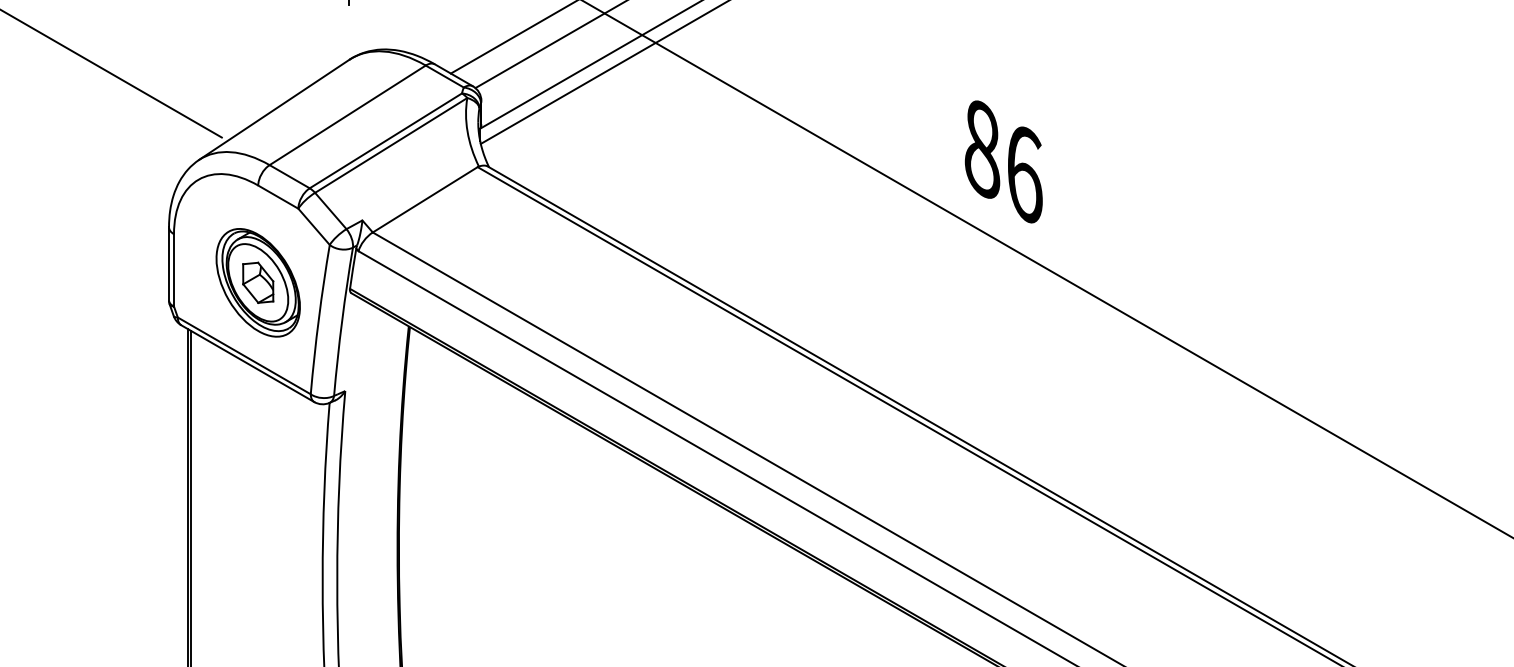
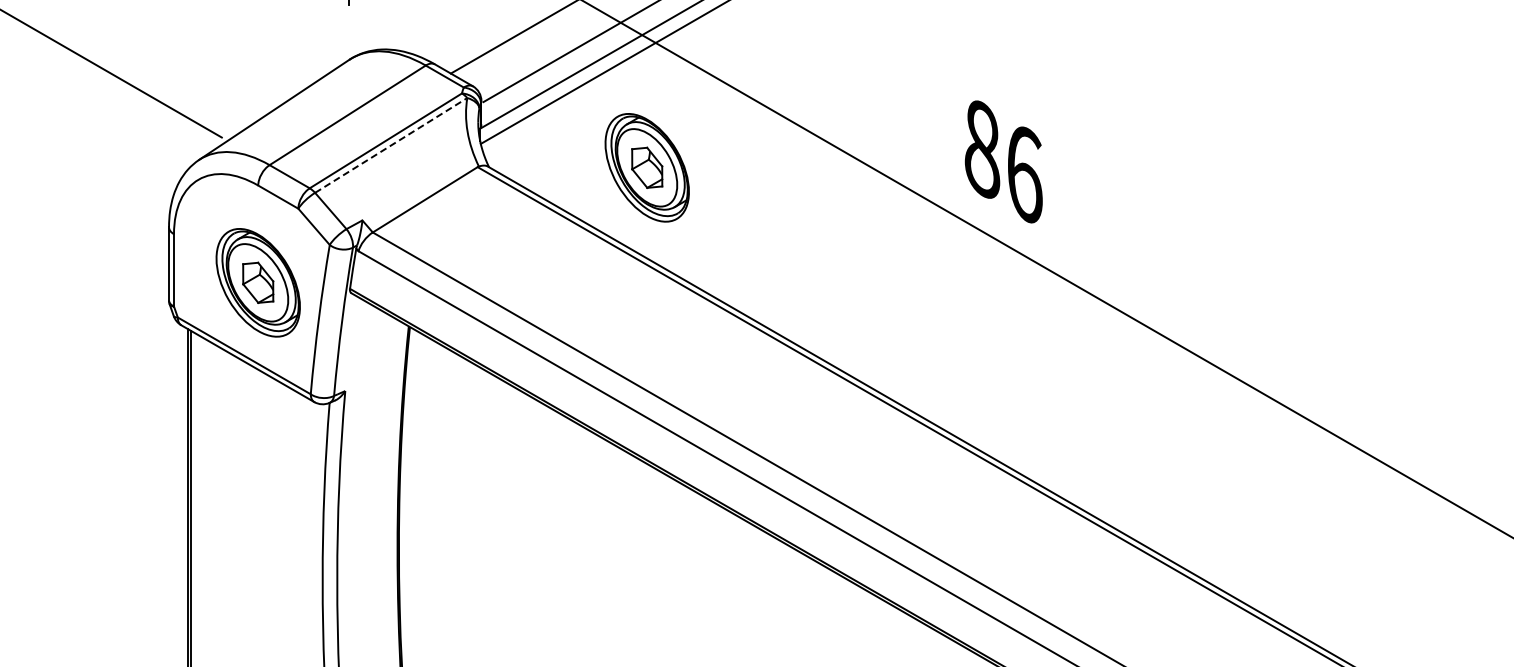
line position: (549, 45) -> (569, 52) (569, 52)
line: solid -> dashed (391, 145)
part: none -> present (646, 167)
